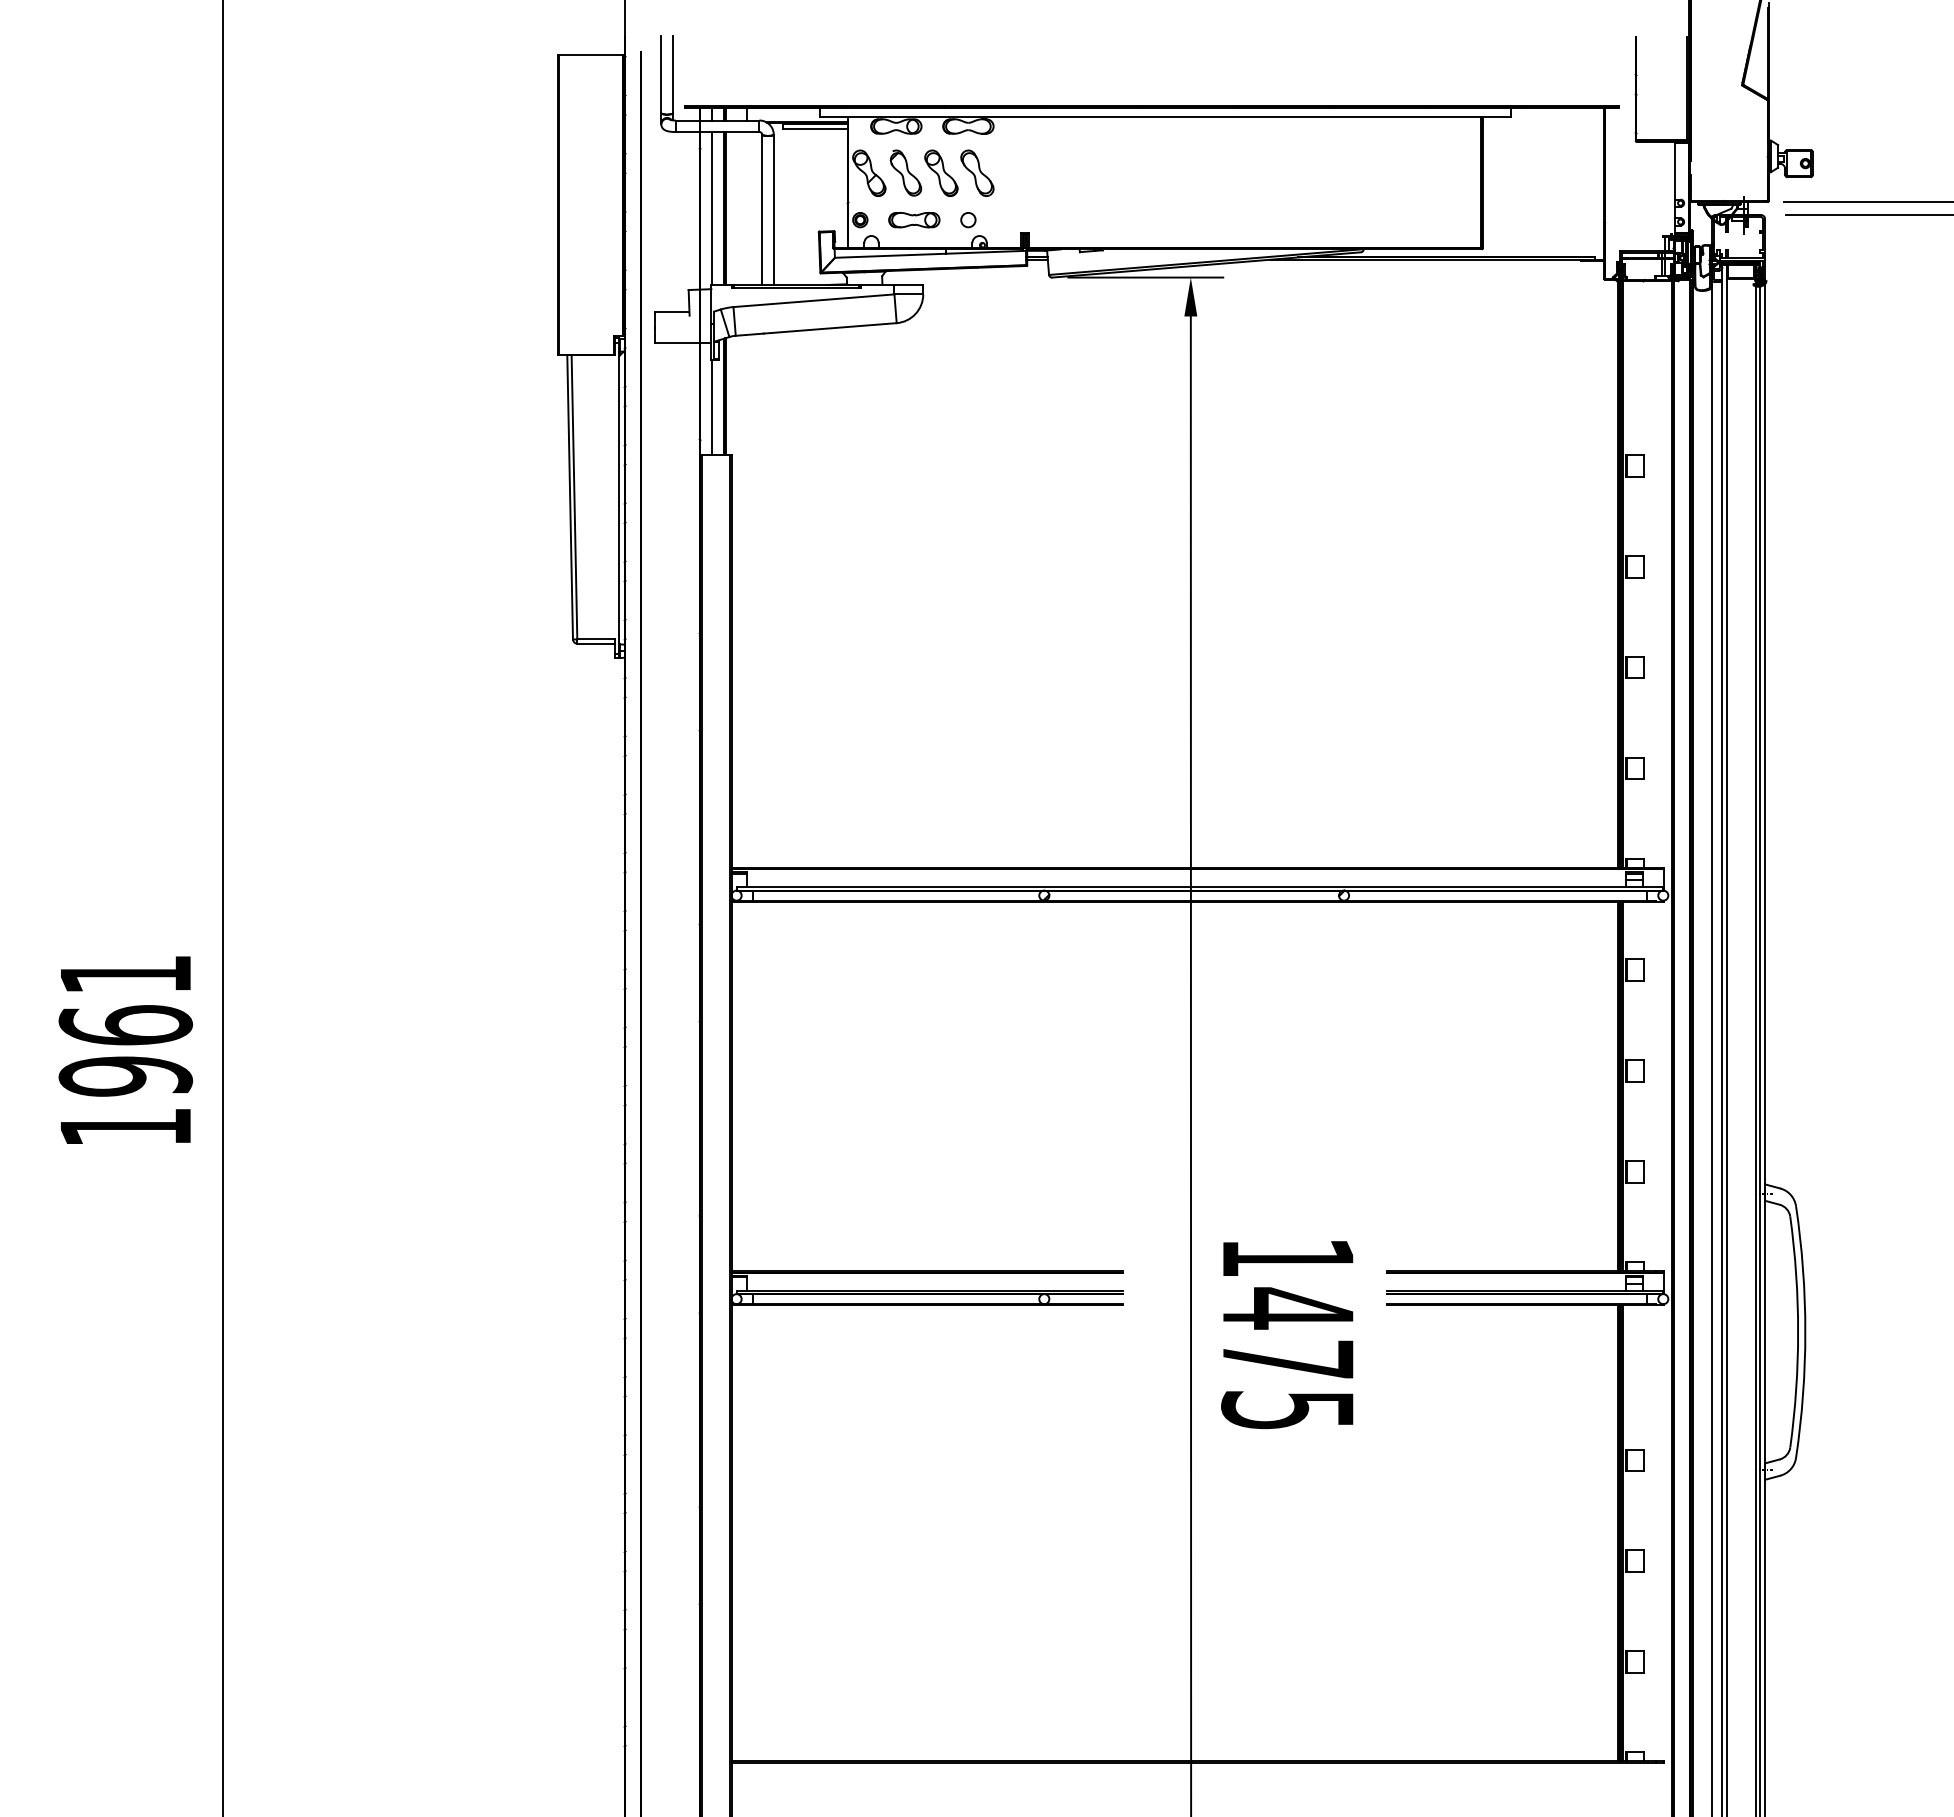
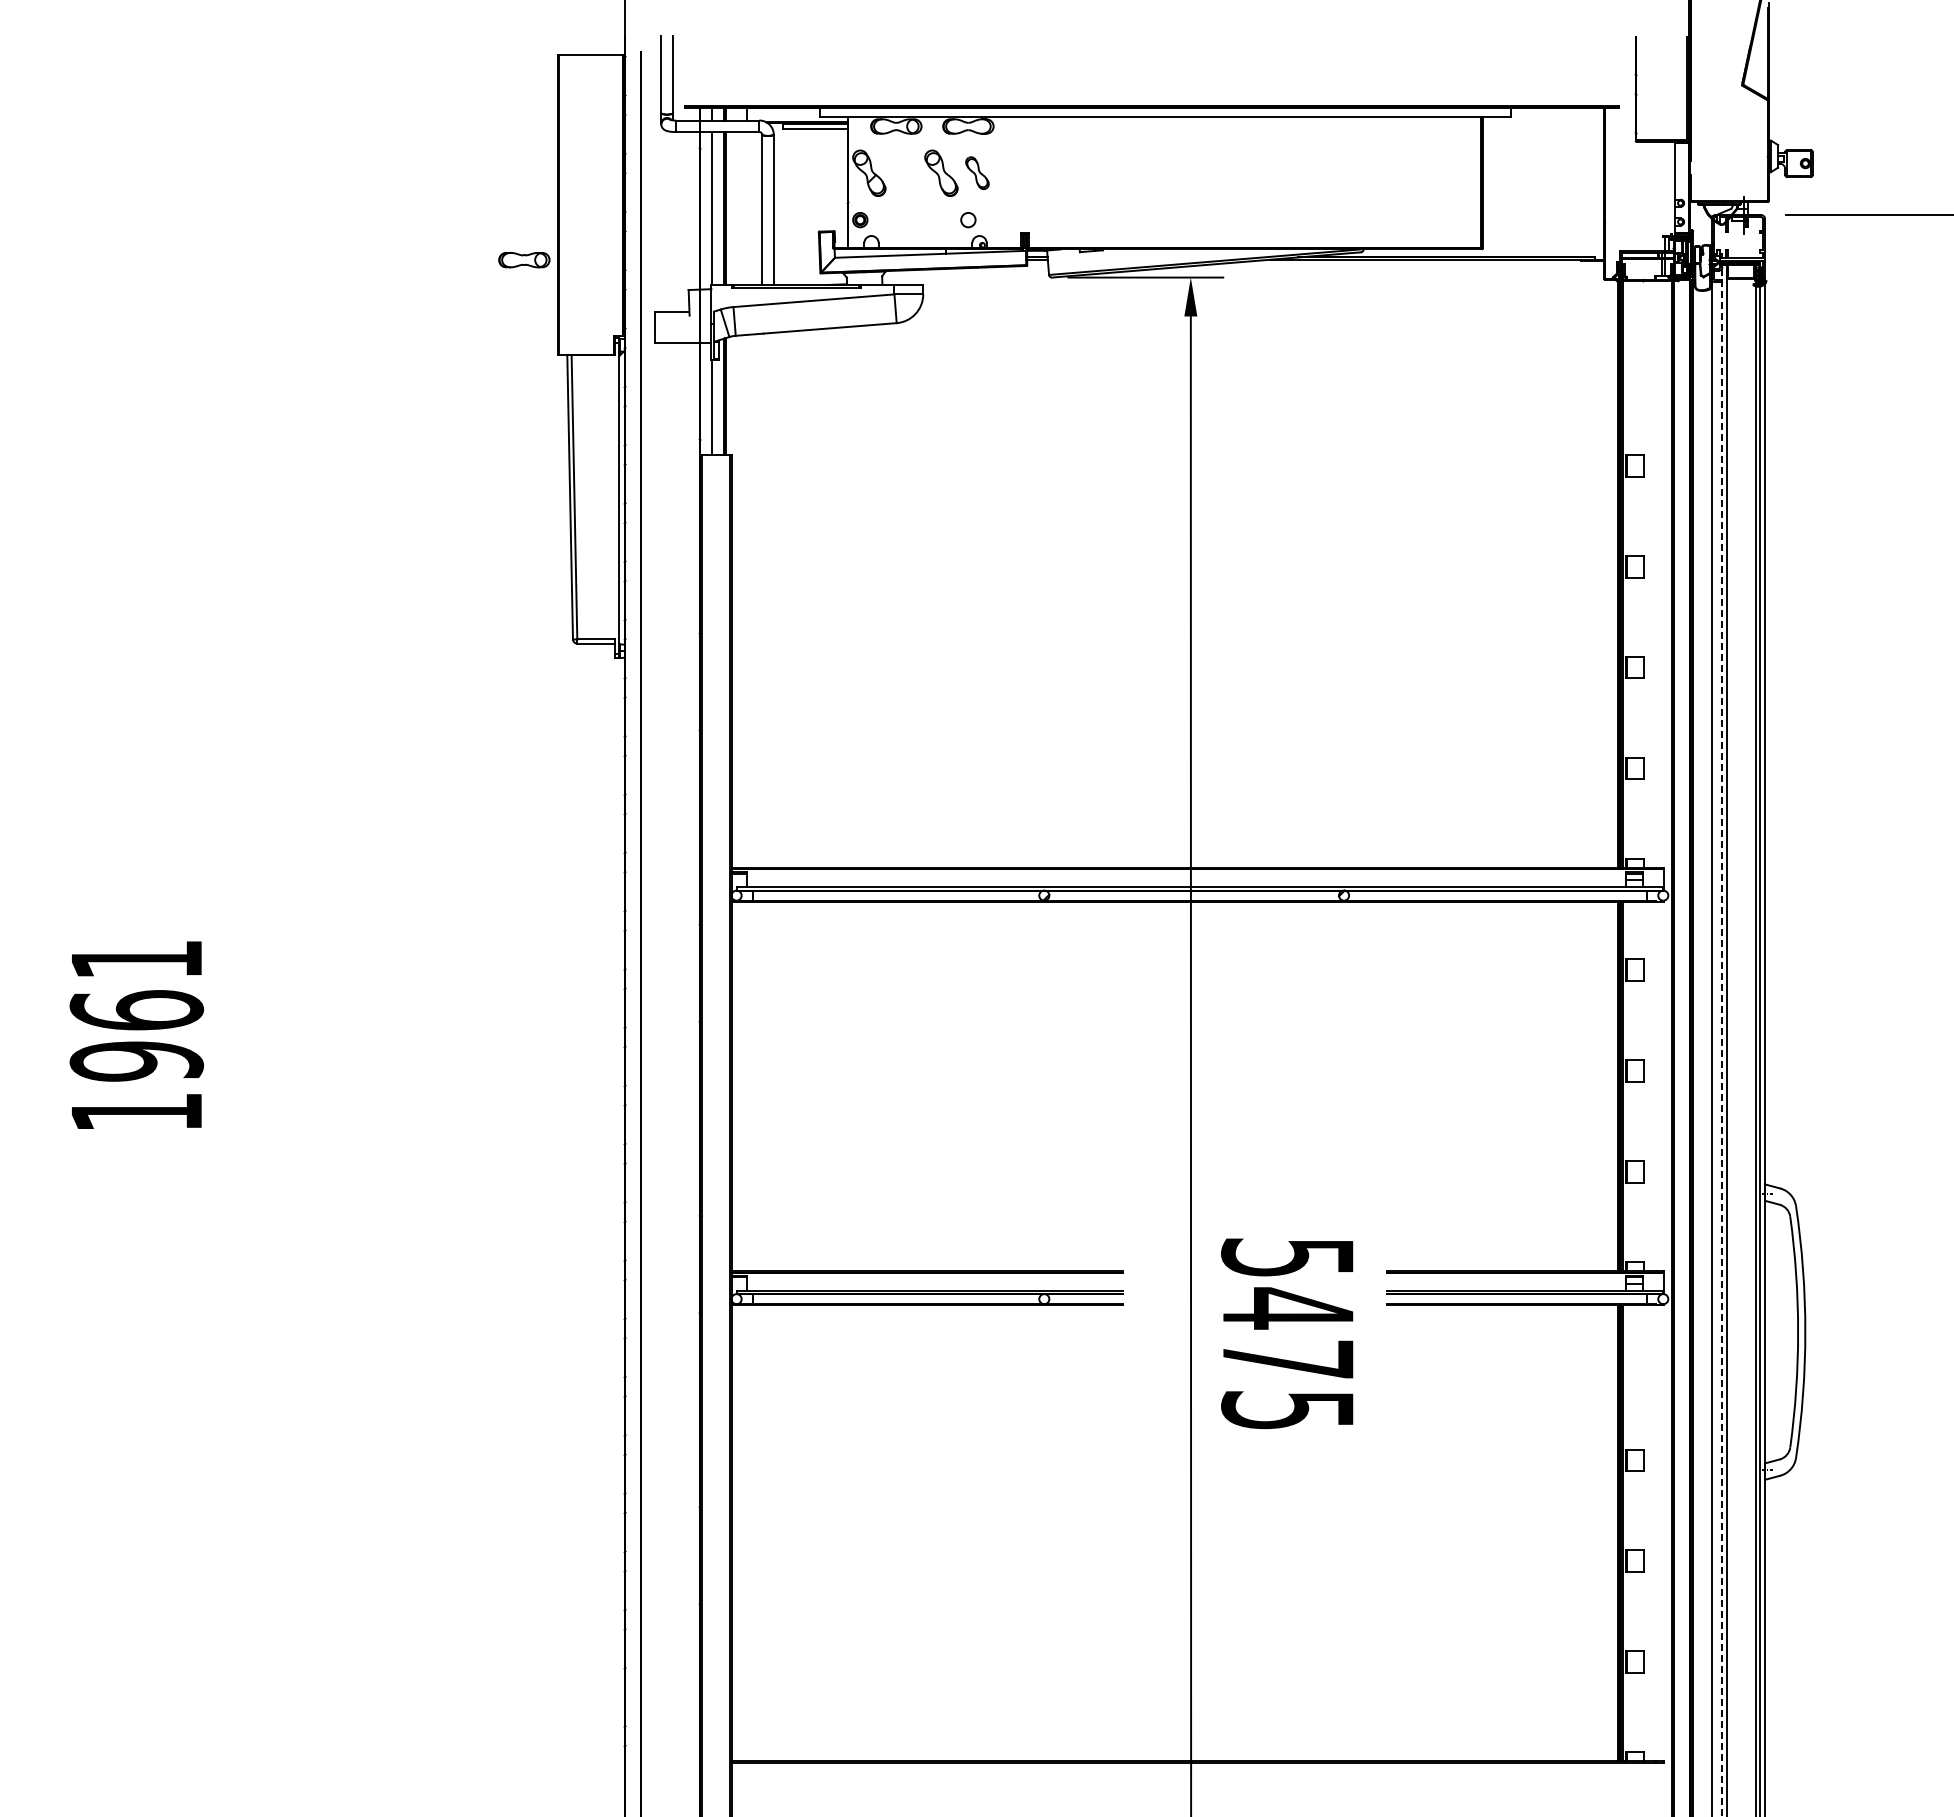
part: present -> none (905, 172)
part size: 35x48 px -> 25x35 px (977, 173)
line: present -> none (1866, 202)
part position: (914, 220) -> (524, 260) (524, 260)
line: present -> none (223, 907)
line: solid -> dashed (1722, 1040)
text position: (125, 1049) -> (136, 1034) (136, 1034)
text: 1475 -> 5475 (1287, 1257)
